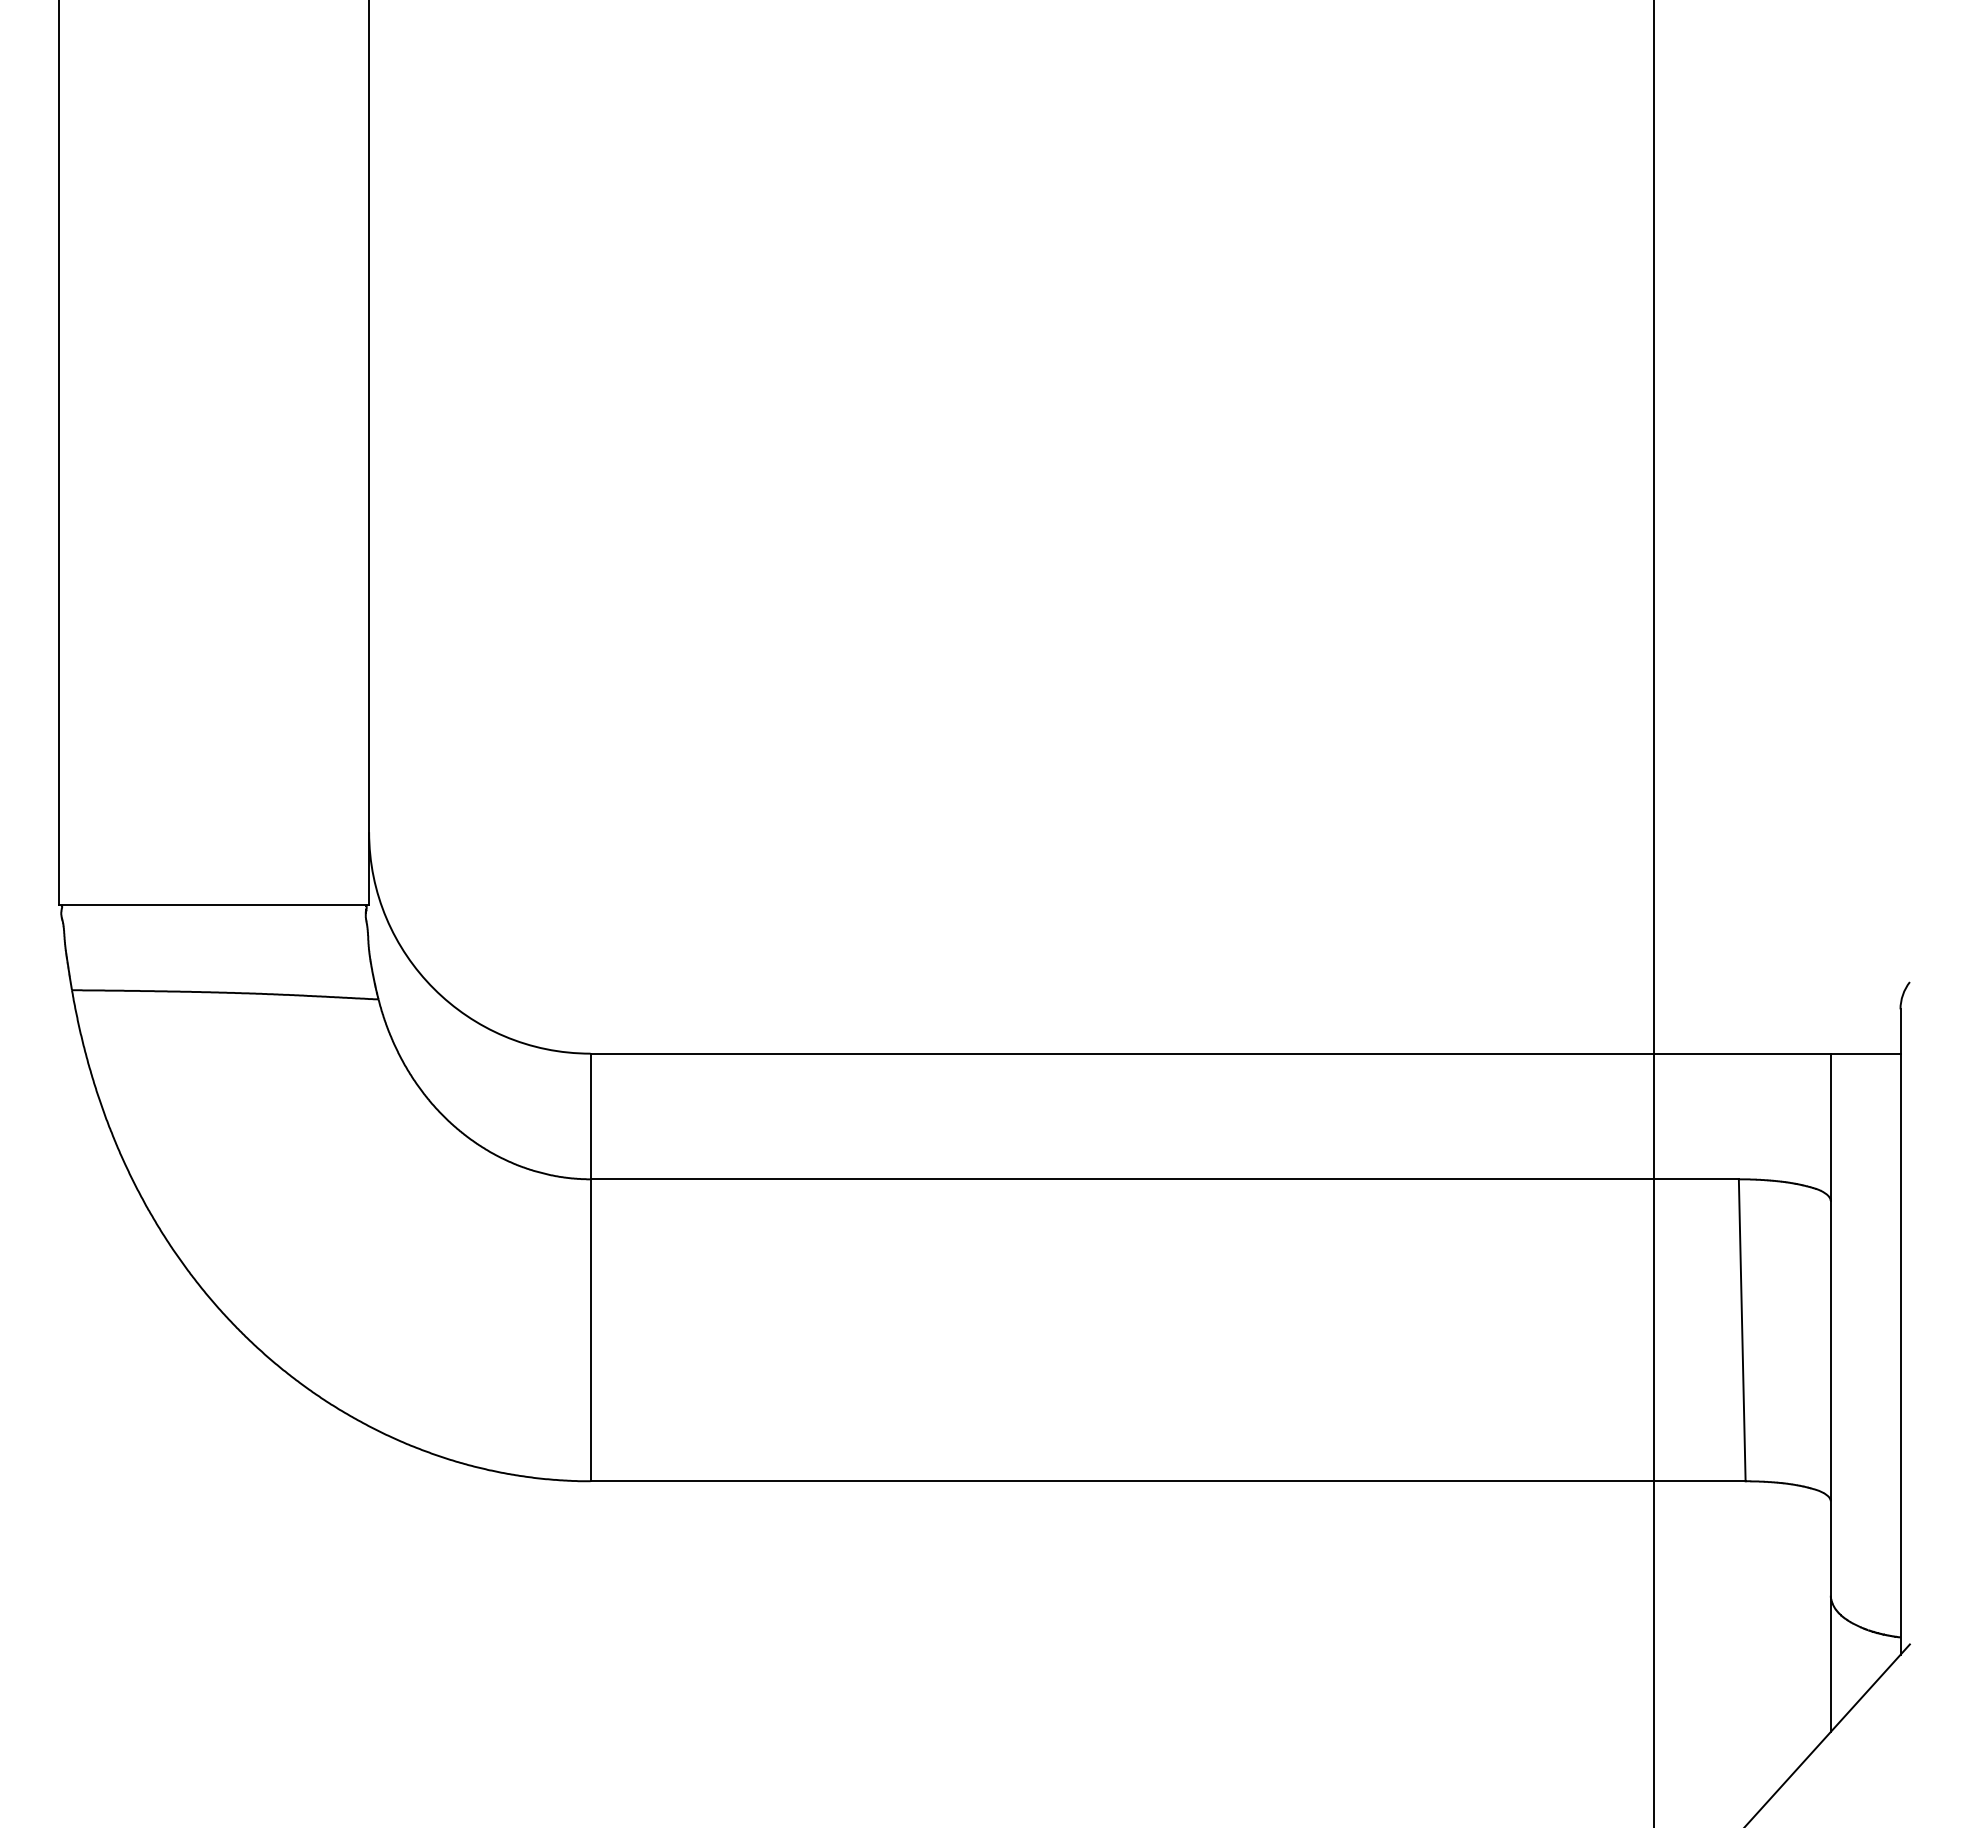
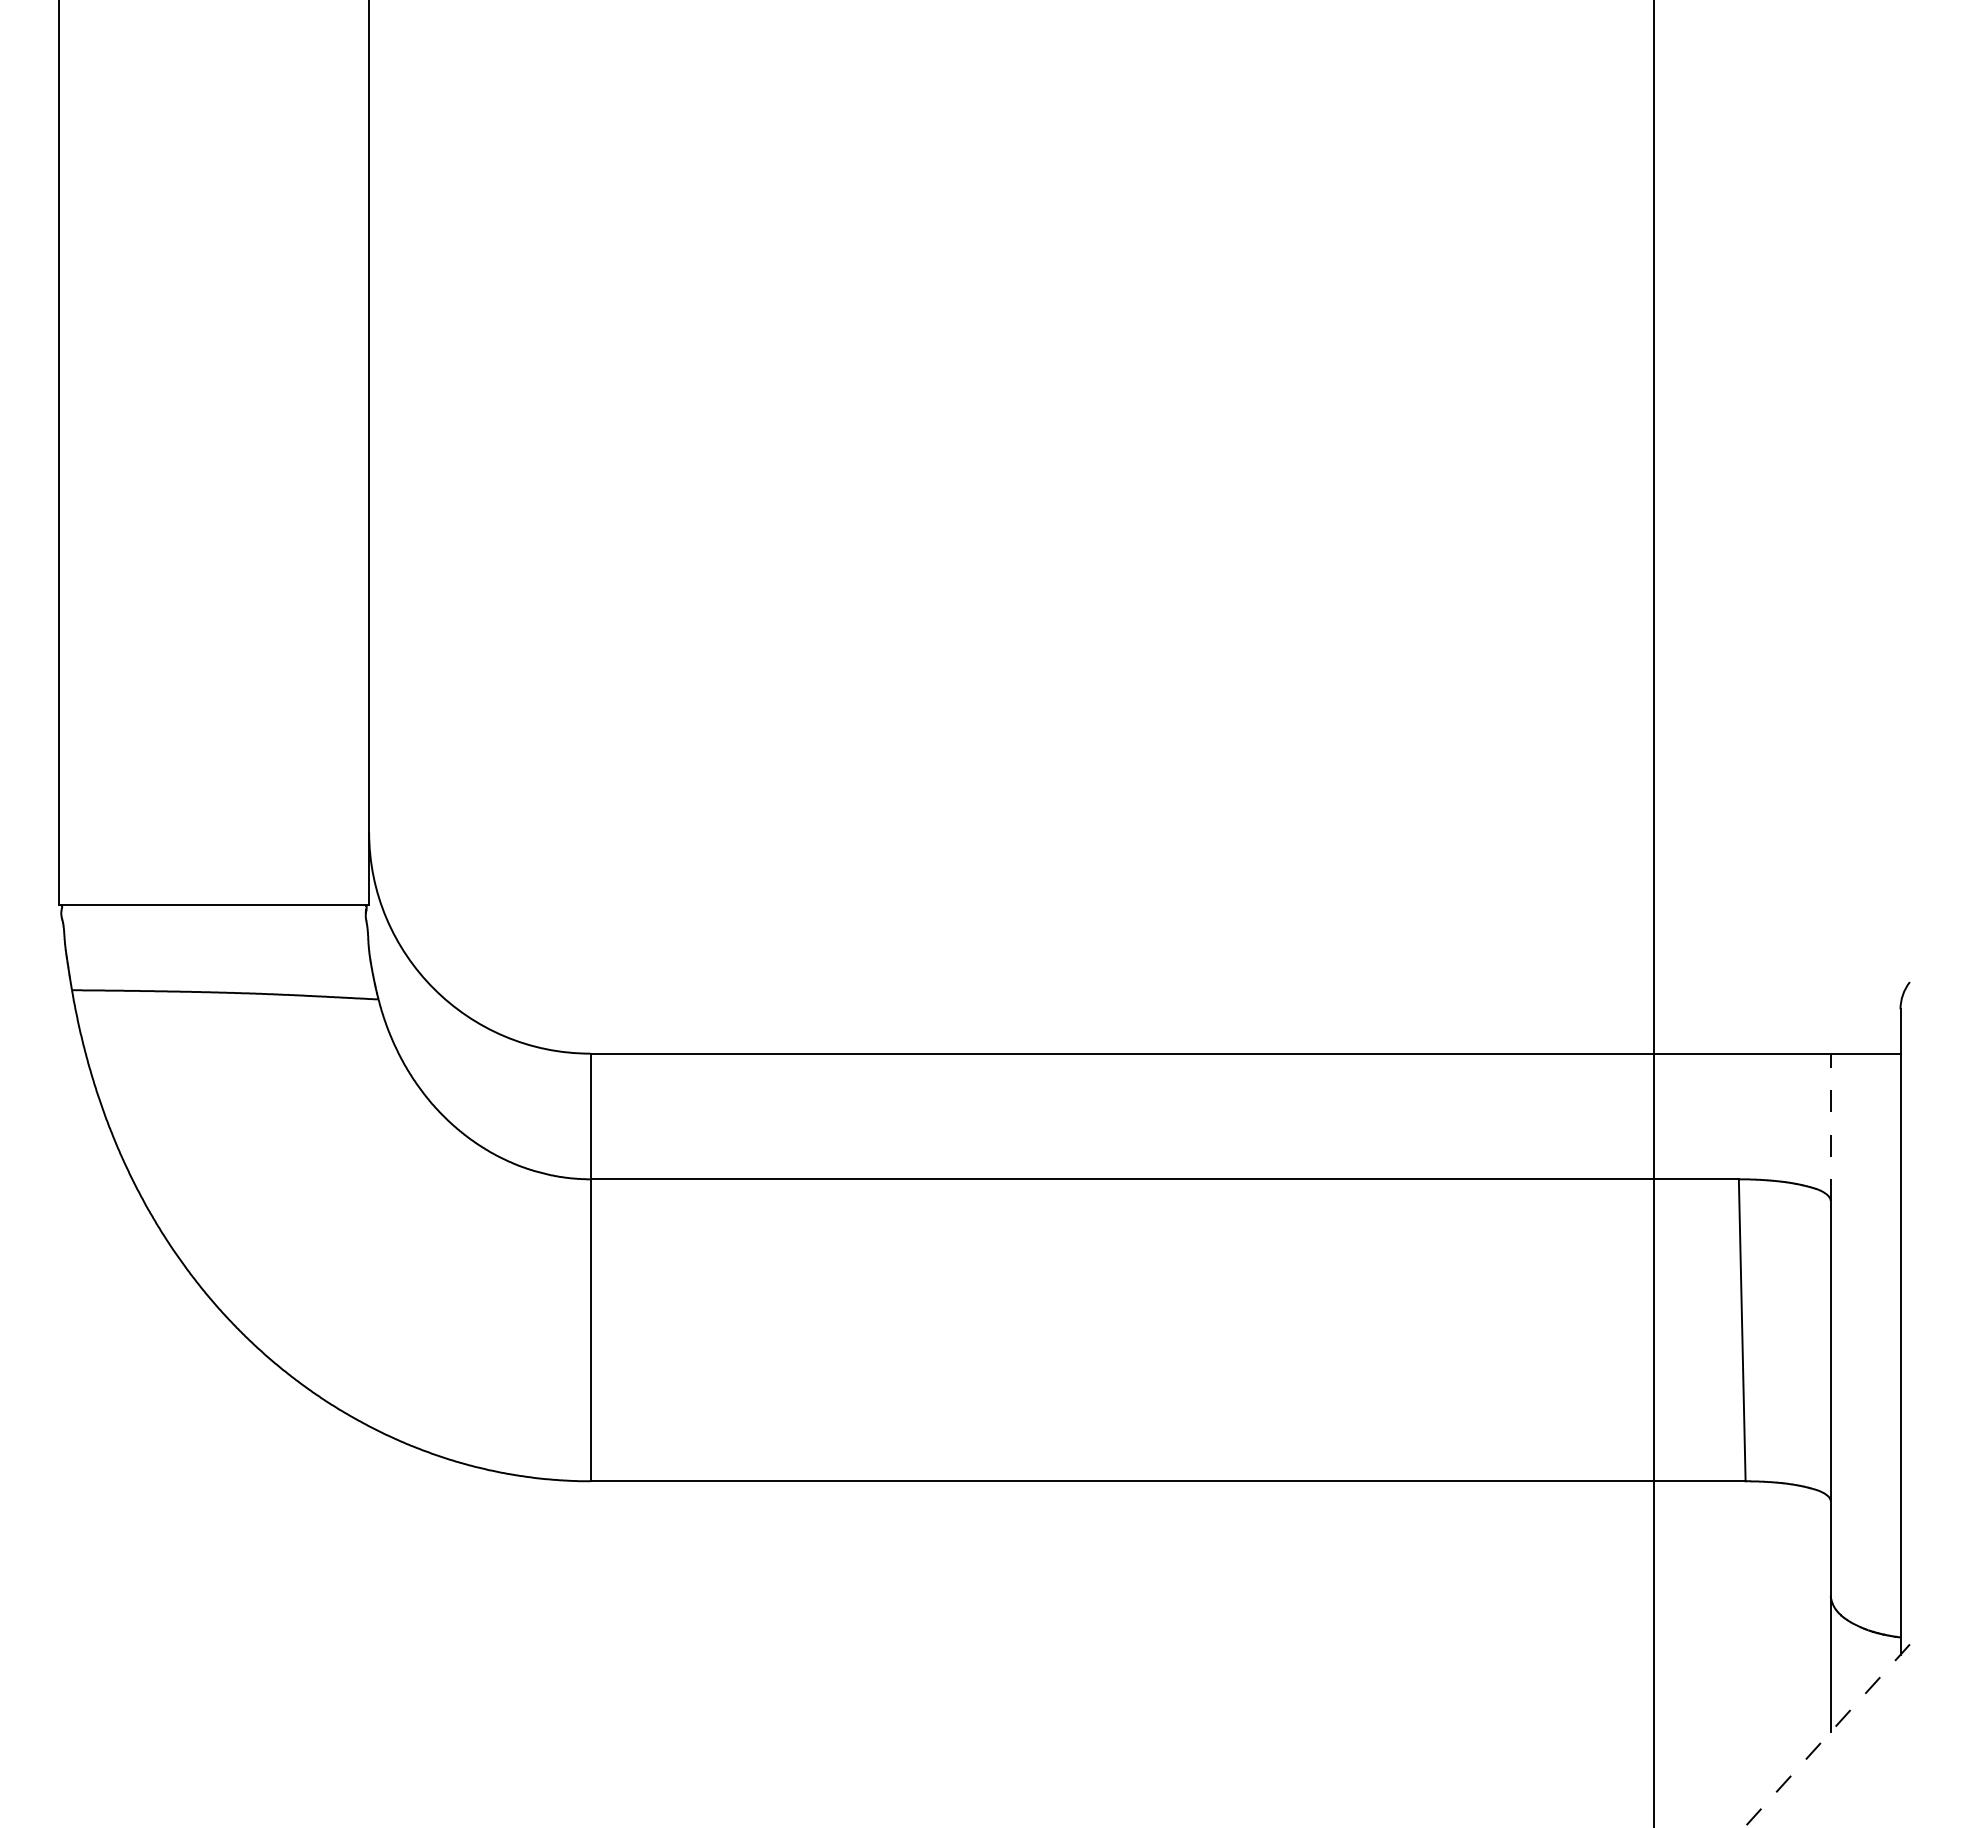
line: solid -> dashed (1830, 1127)
line: solid -> dashed (1827, 1736)
